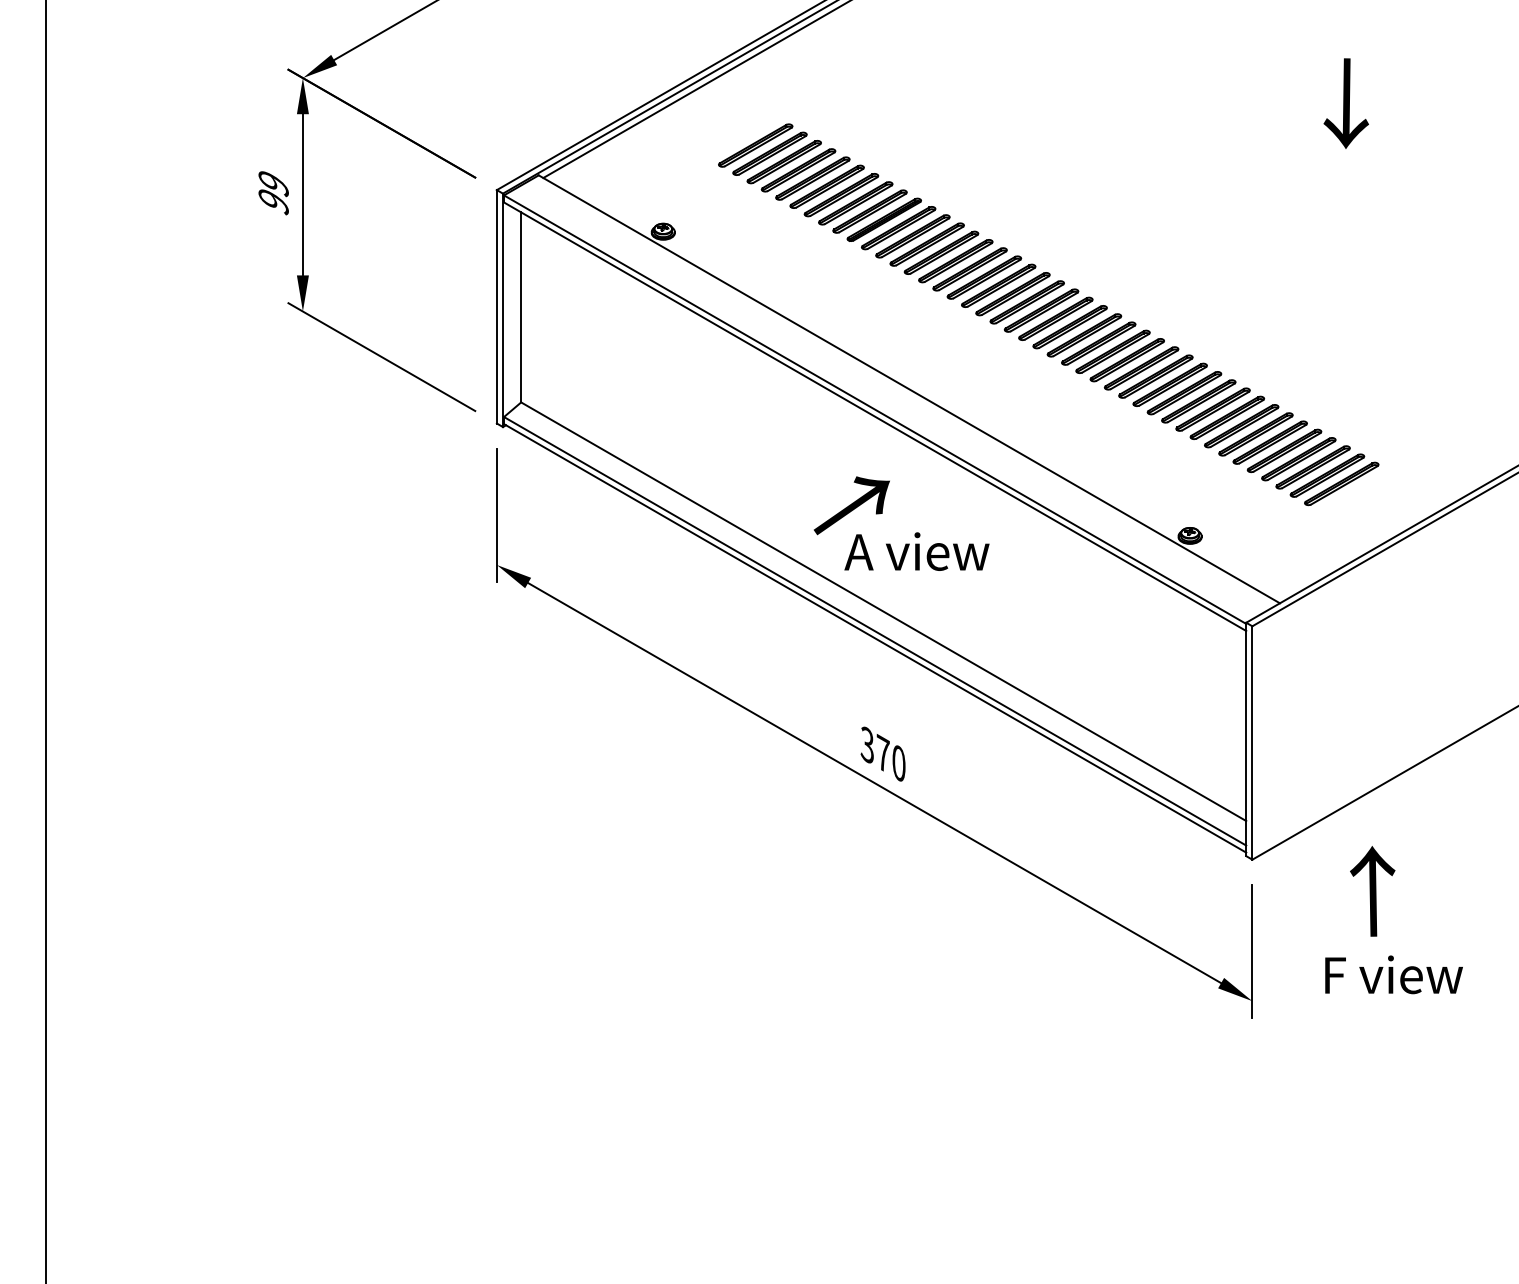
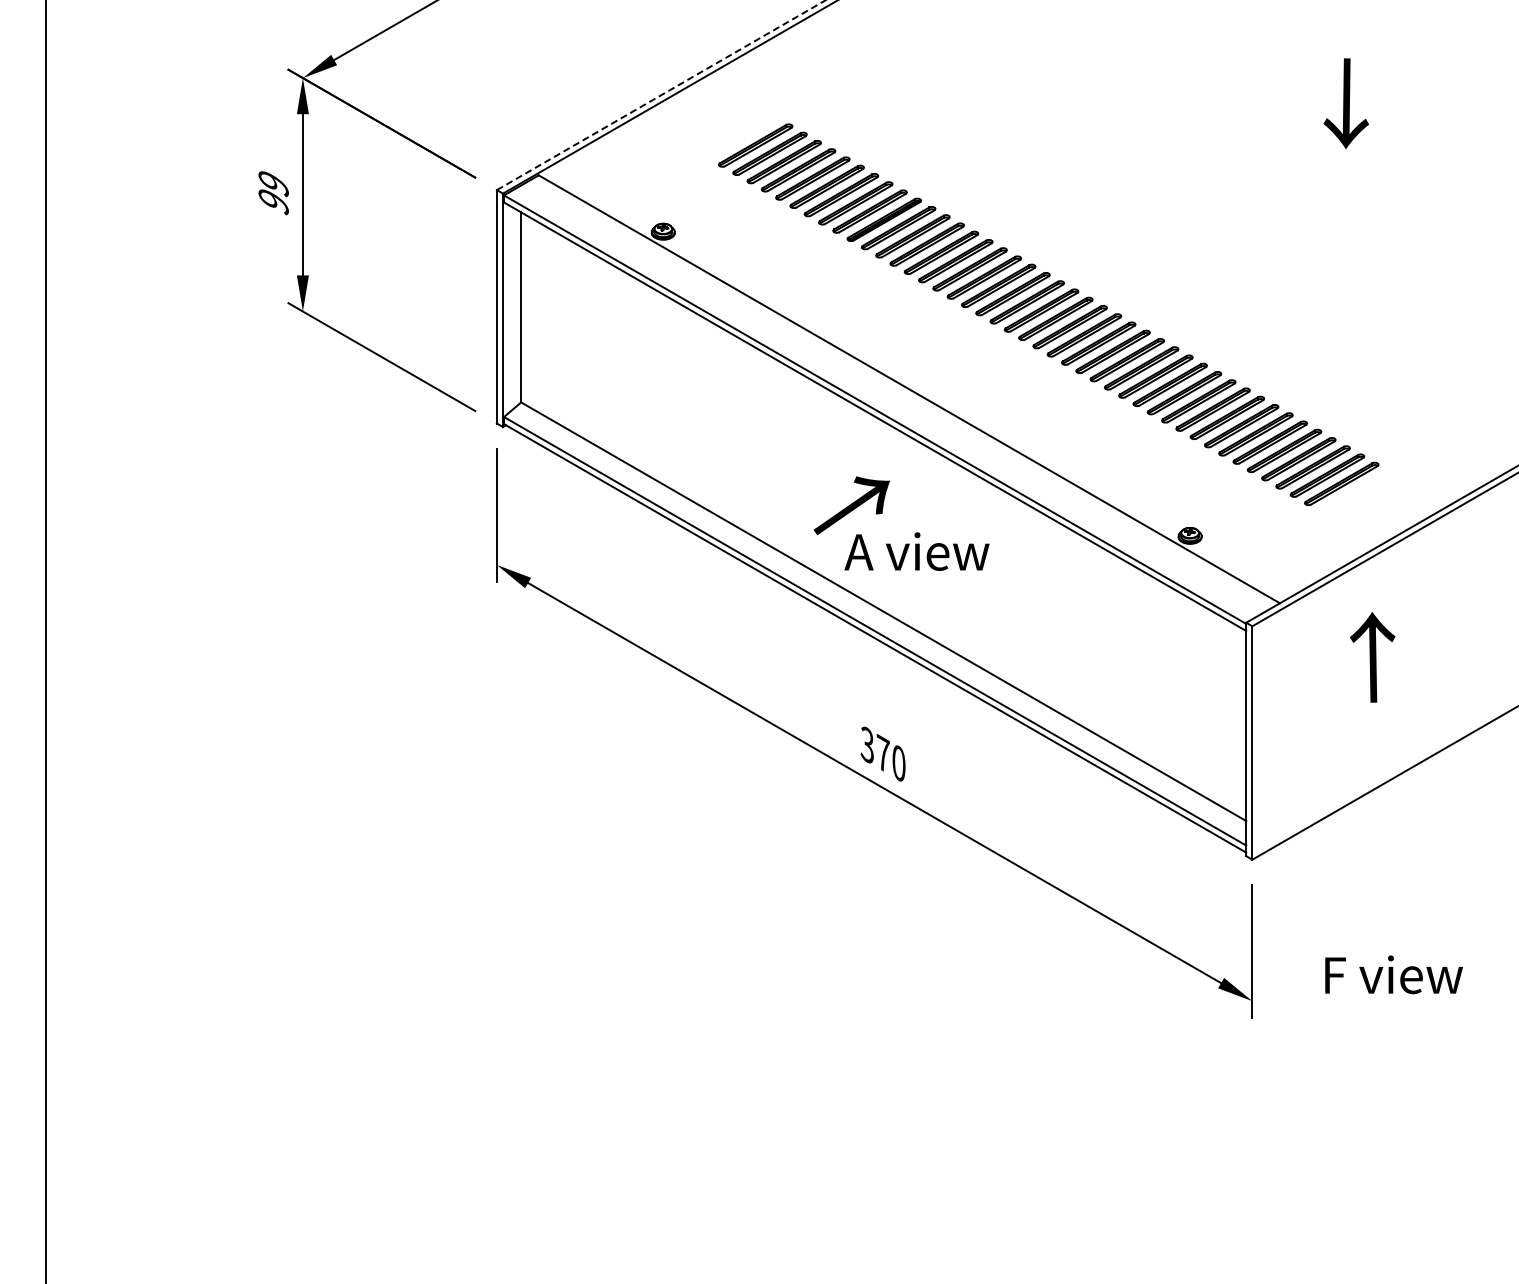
line: present -> none (695, 90)
line: solid -> dashed (661, 95)
text position: (1372, 891) -> (1372, 657) (1372, 657)
